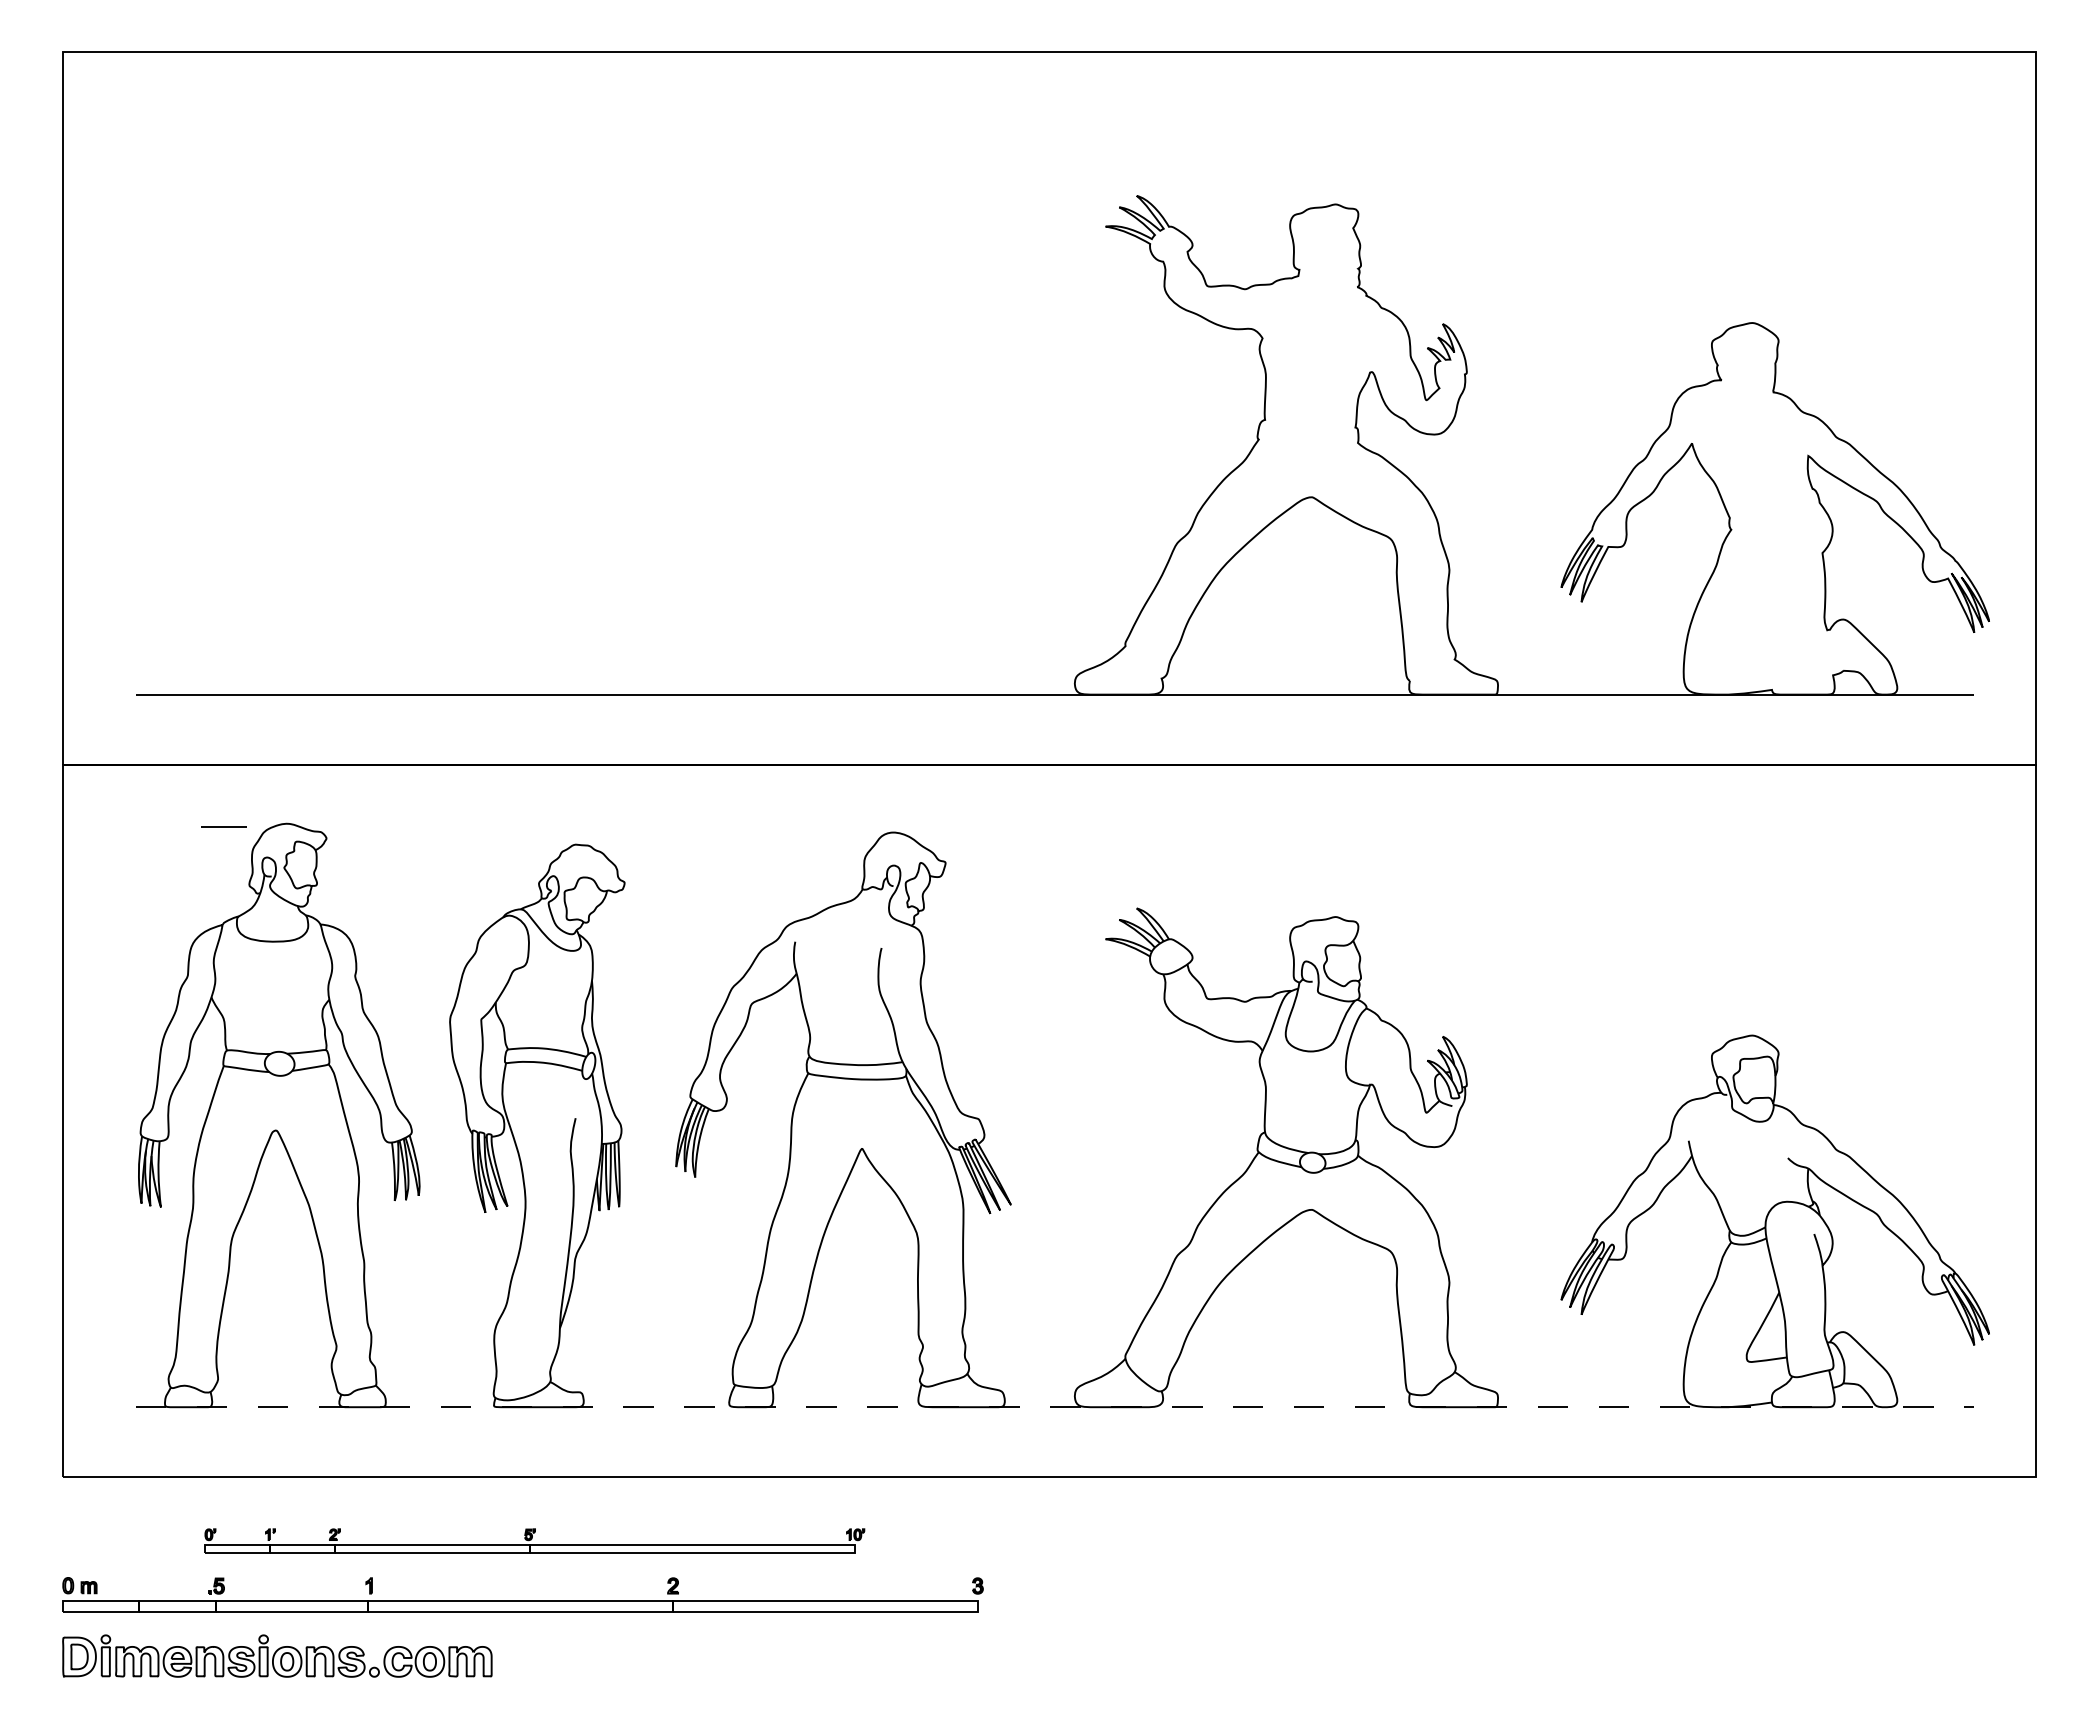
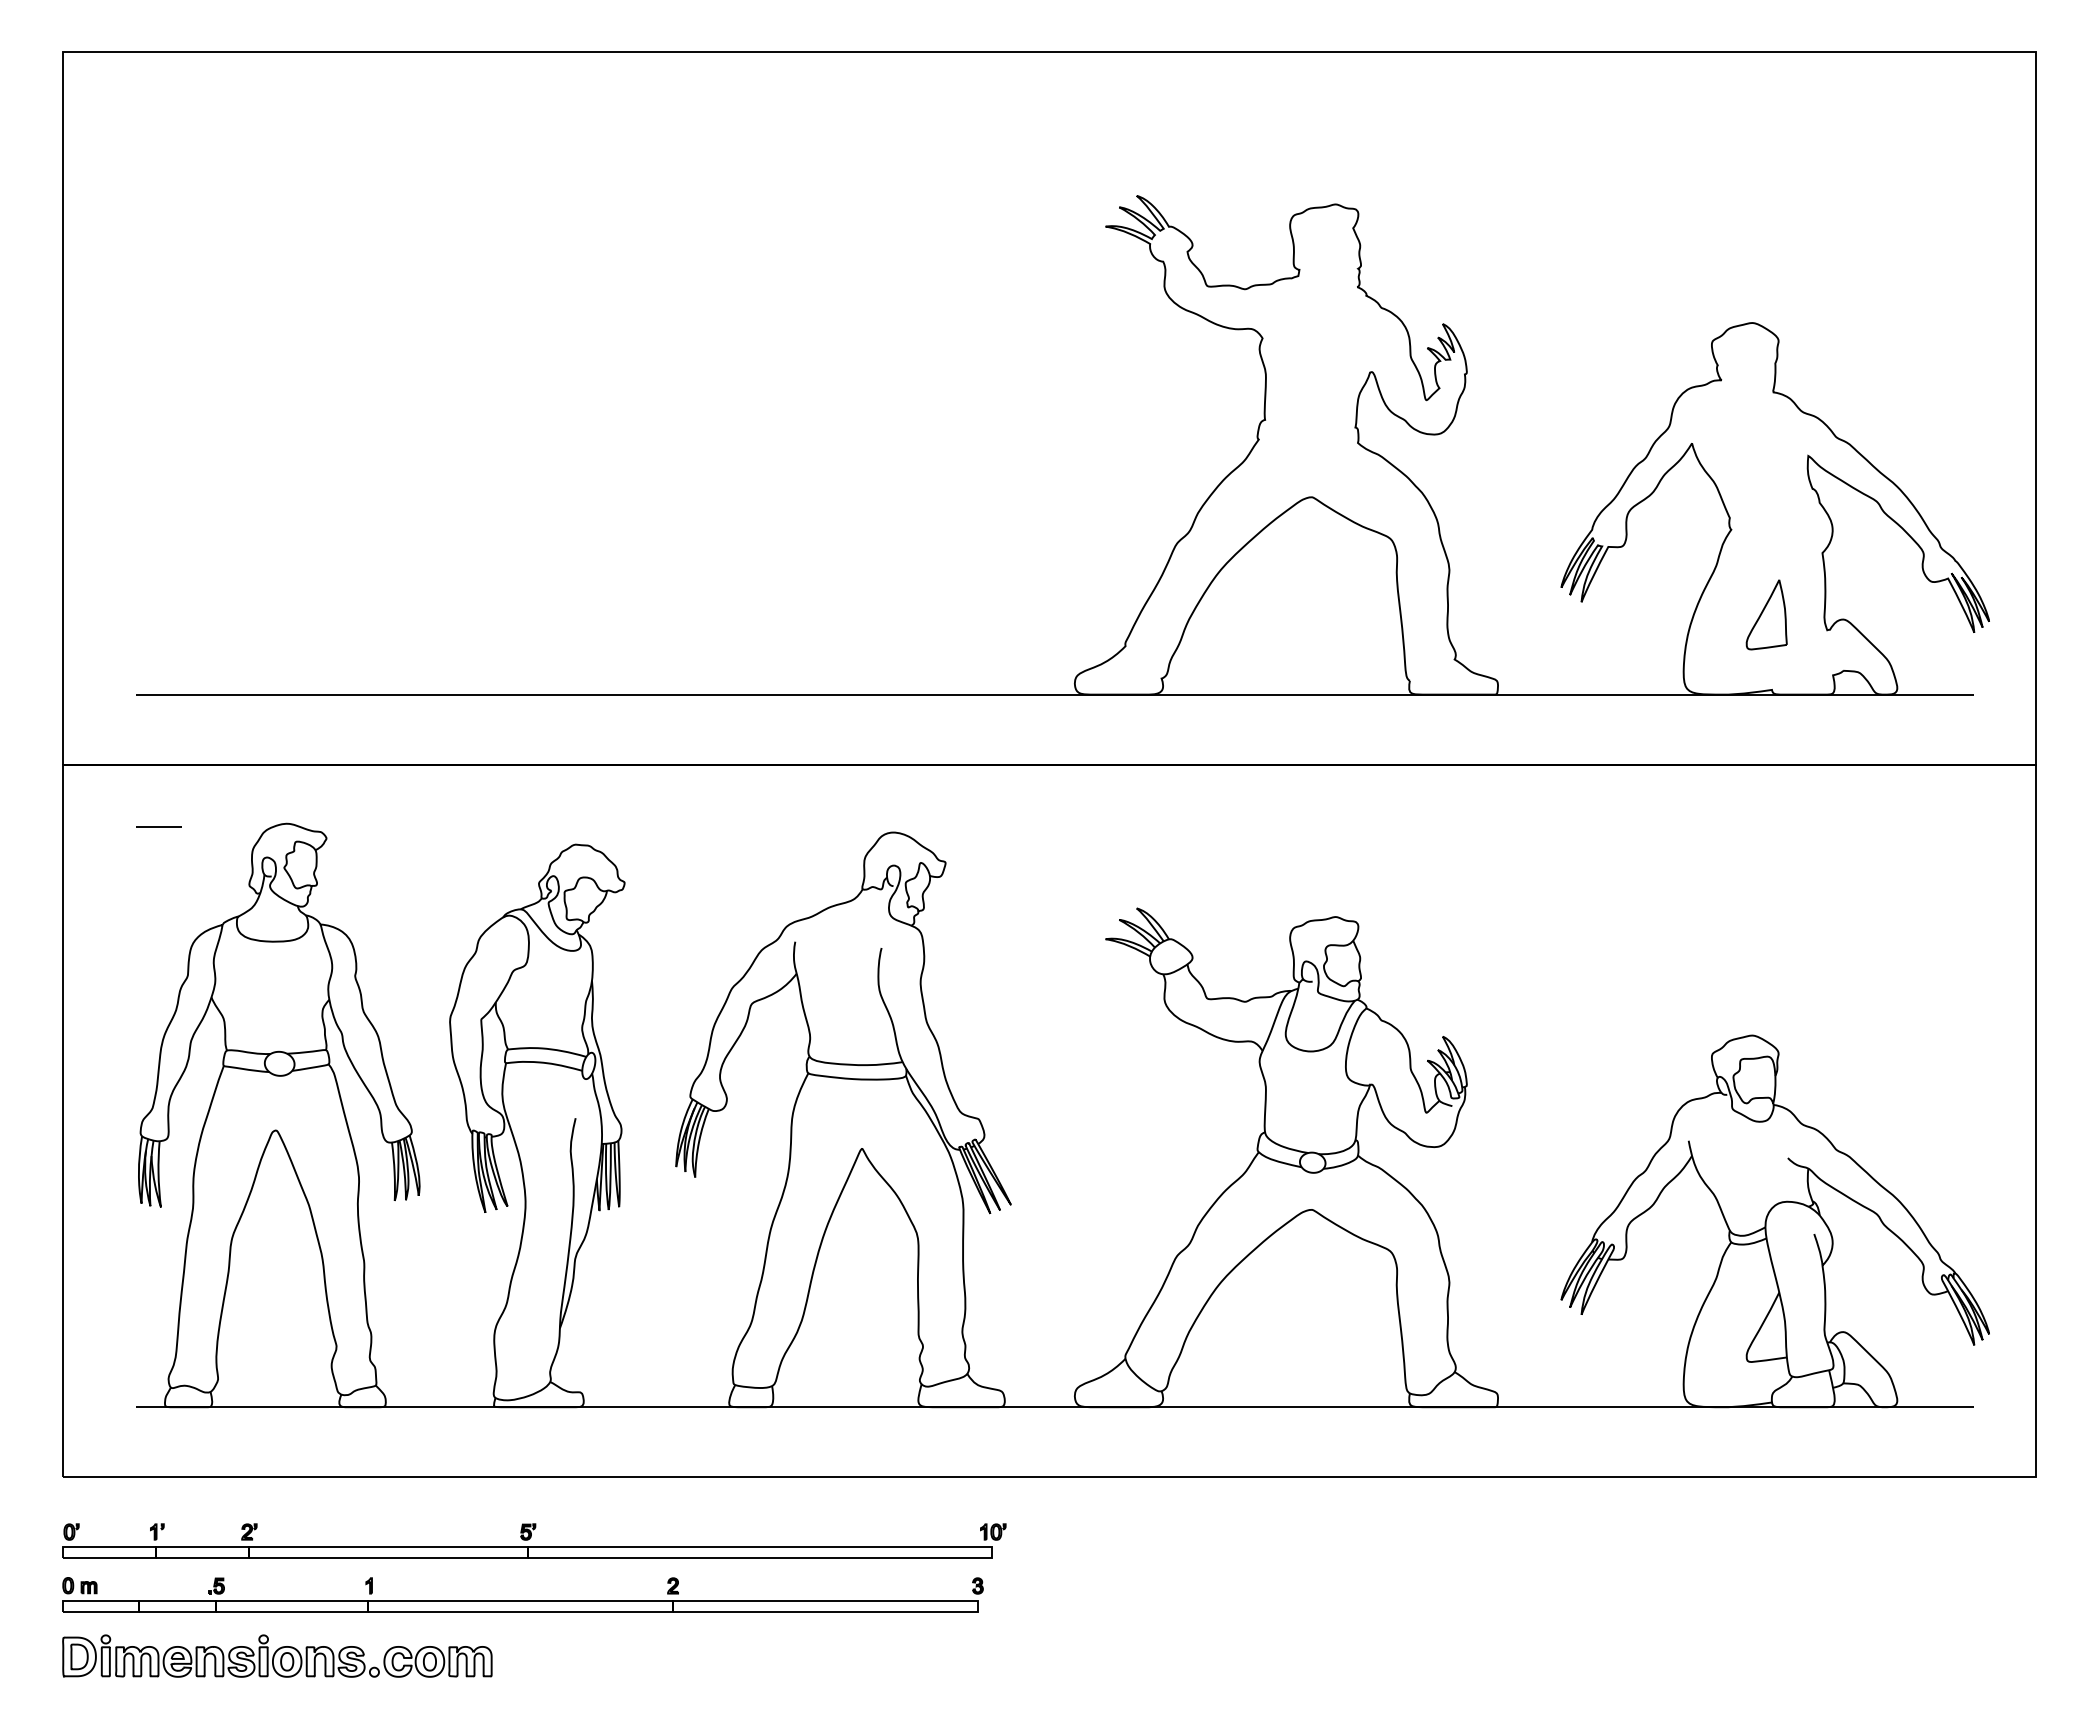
part: none -> present (1766, 614)
line position: (223, 826) -> (158, 826) (158, 826)
line: dashed -> solid (1055, 1407)
part size: 662x26 px -> 945x36 px (534, 1540)
